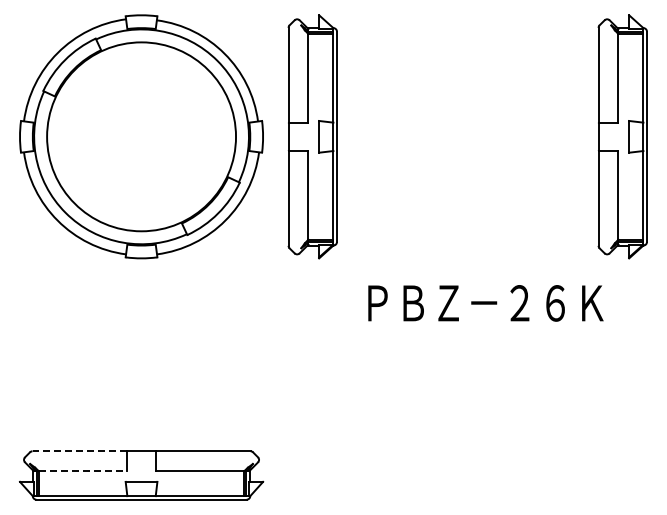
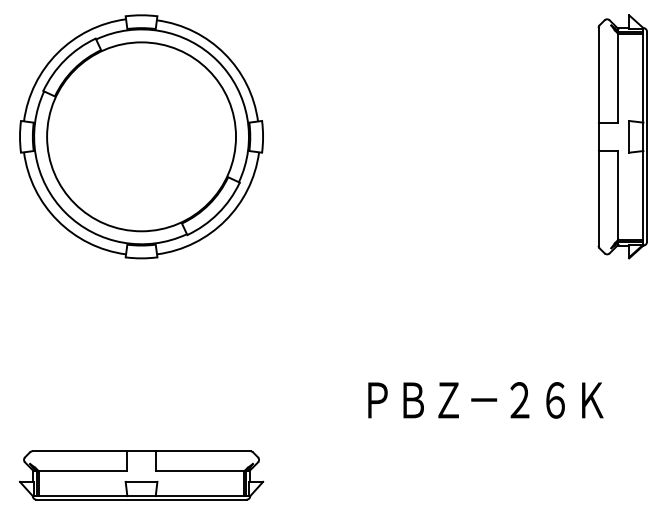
part: present -> none (312, 136)
text position: (485, 303) -> (485, 400) (485, 400)
line: dashed -> solid (79, 451)
line: dashed -> solid (83, 471)
